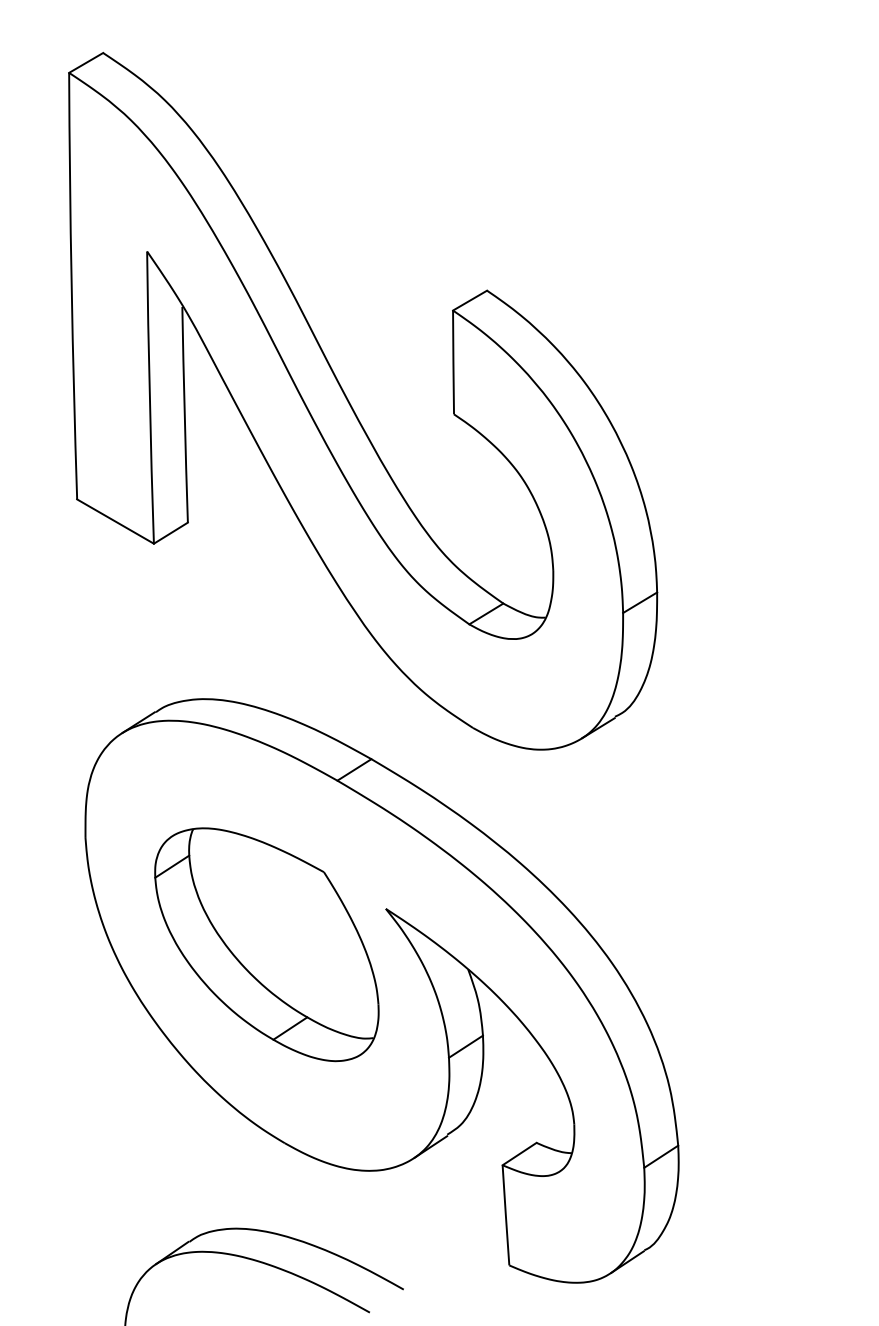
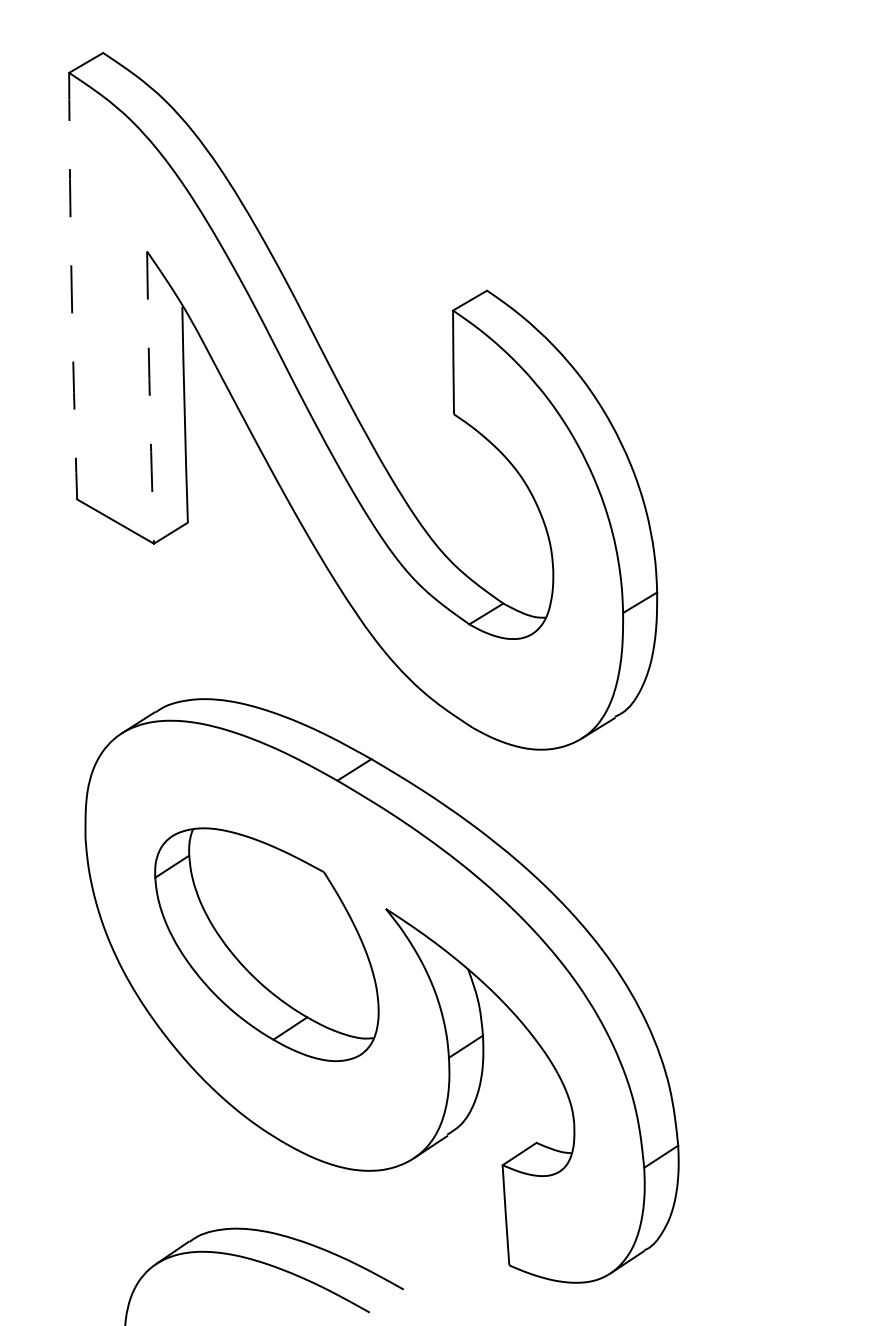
arc: solid -> dashed (71, 286)
arc: solid -> dashed (149, 397)
